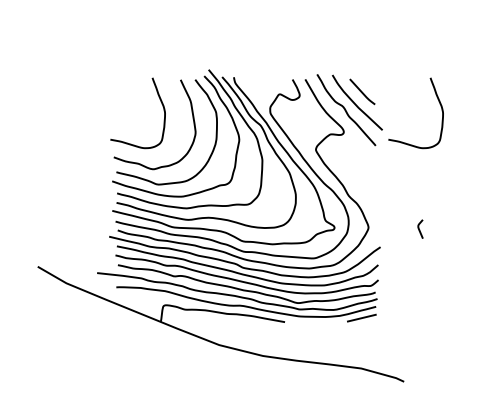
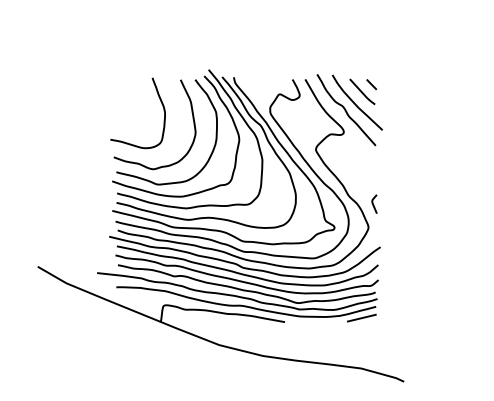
line: none -> present (371, 84)
curve: present -> none (439, 104)
curve position: (419, 228) -> (373, 203) (373, 203)
